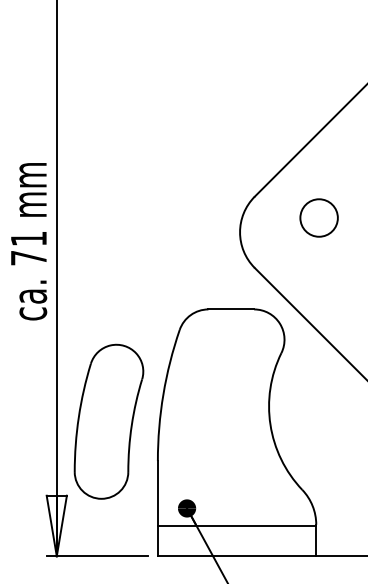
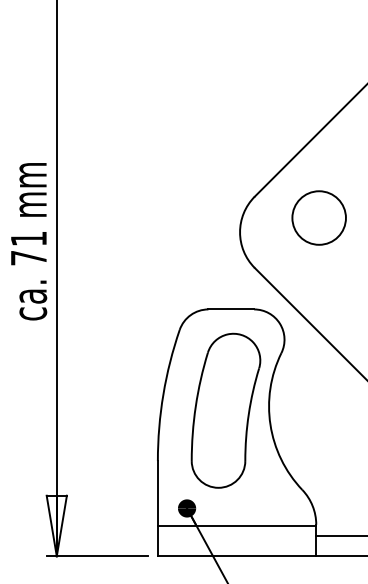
circle size: 40x40 px -> 56x56 px (318, 217)
part position: (108, 421) -> (225, 410) (225, 410)
line: none -> present (340, 536)
